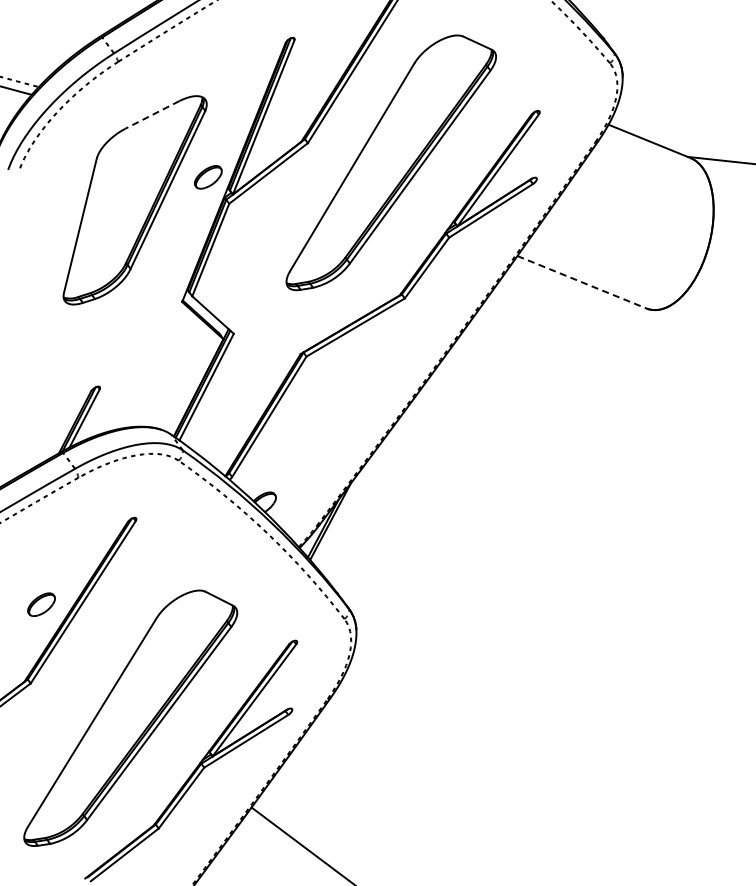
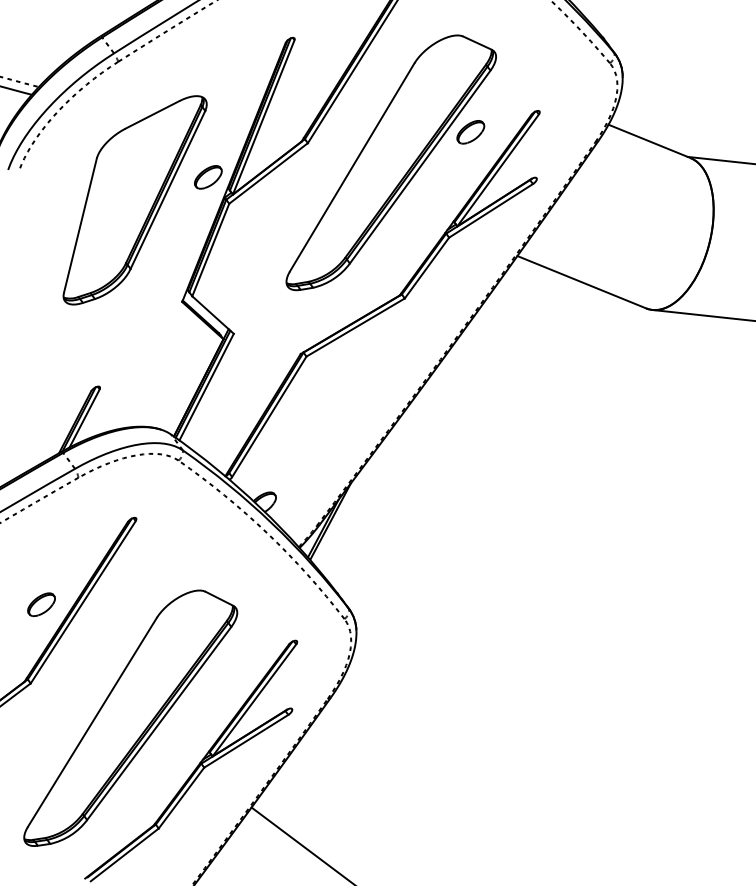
line: dashed -> solid (151, 115)
part: none -> present (470, 132)
line: dashed -> solid (581, 282)
line: none -> present (702, 314)
